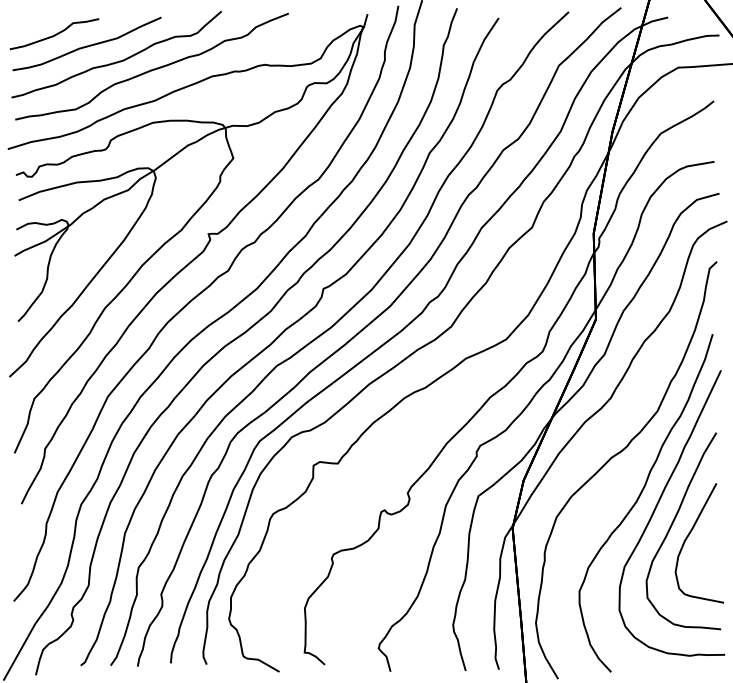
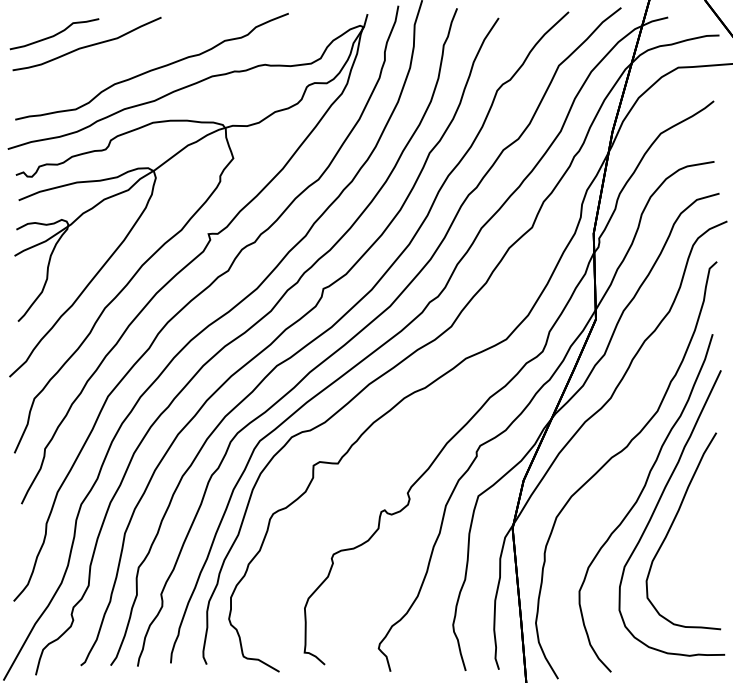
curve: present -> none (119, 60)
curve: present -> none (688, 537)
